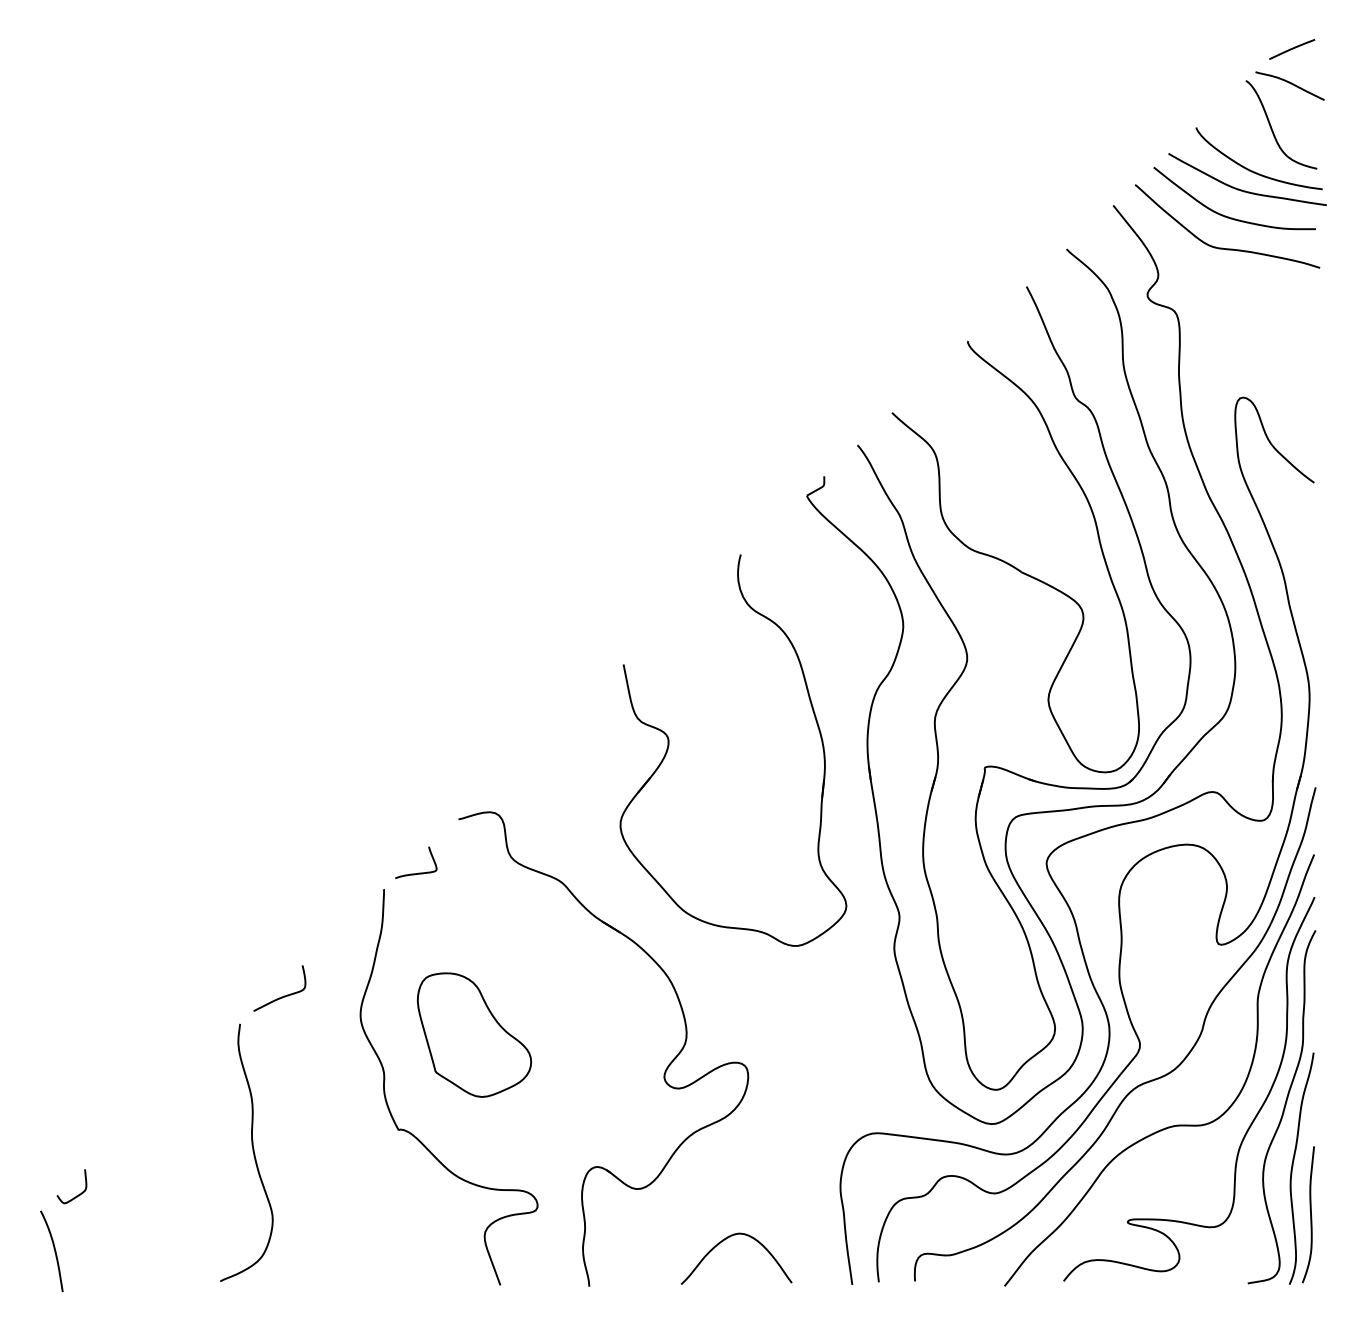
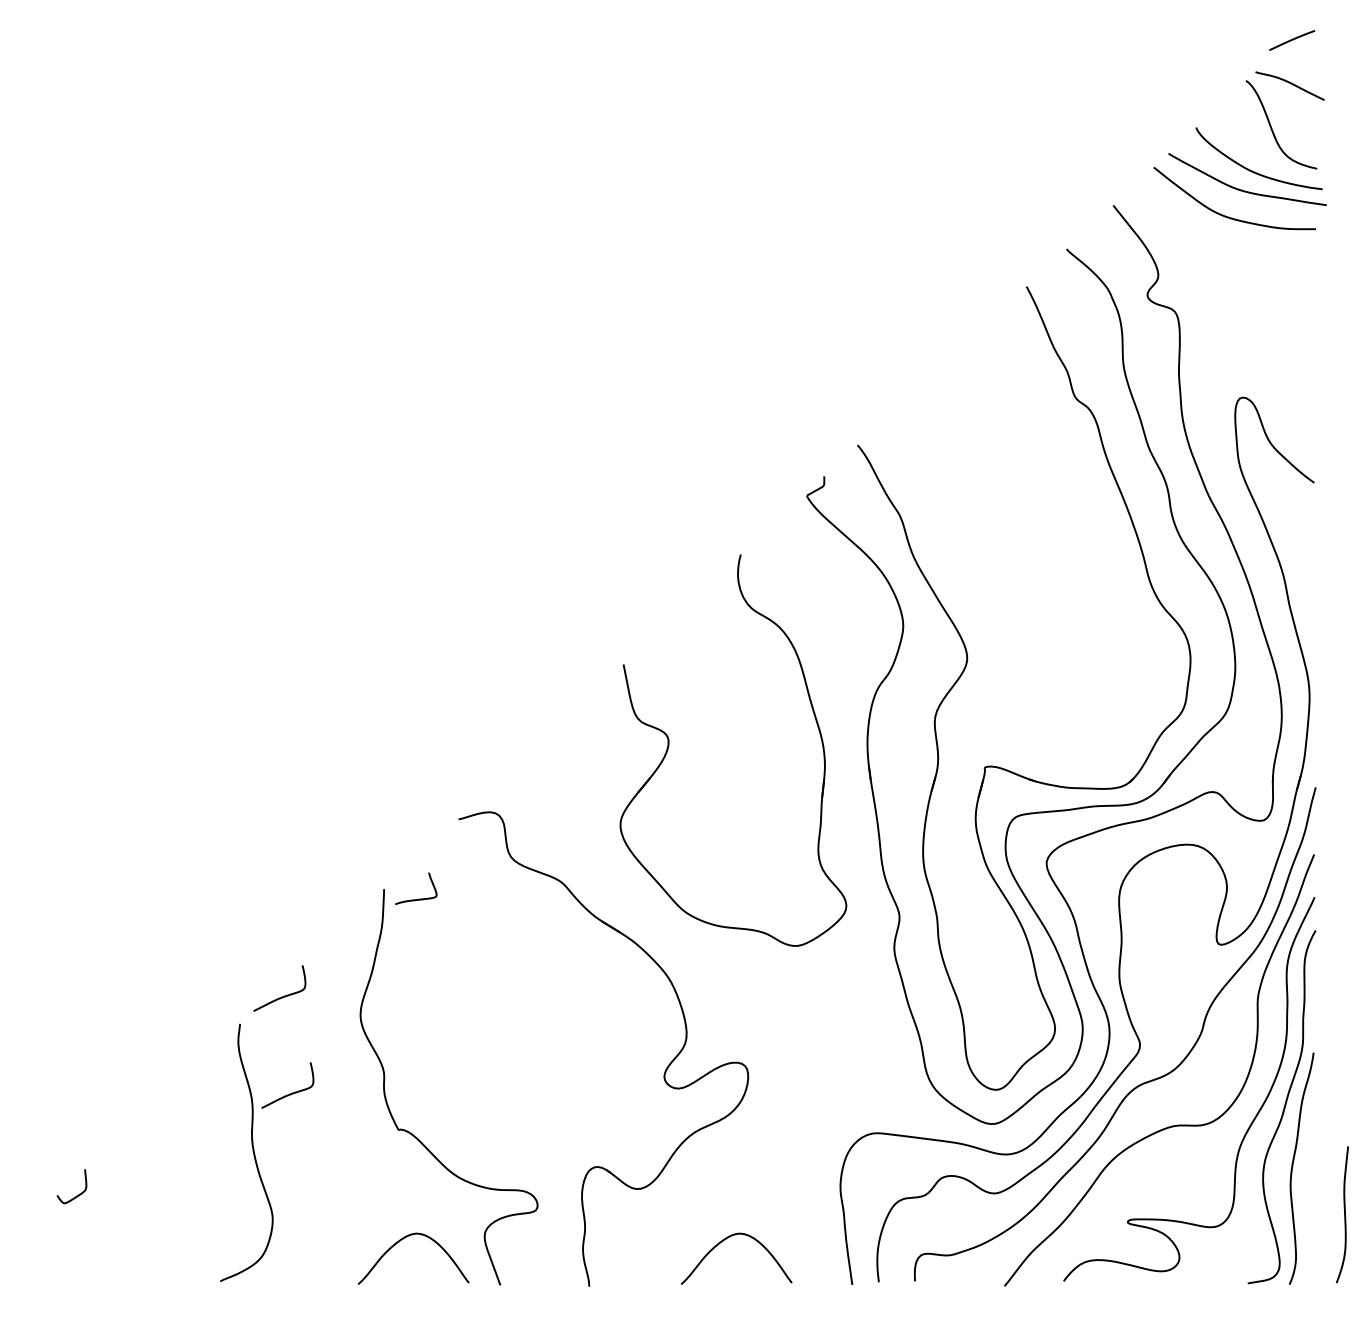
line position: (1292, 49) -> (1292, 40) (1292, 40)
curve: present -> none (1222, 247)
part: present -> none (1011, 564)
curve position: (418, 872) -> (418, 898) (418, 898)
part: present -> none (474, 1034)
curve: none -> present (289, 1093)
curve position: (1310, 1214) -> (1344, 1214) (1344, 1214)
curve: none -> present (399, 1242)
curve: present -> none (54, 1251)
